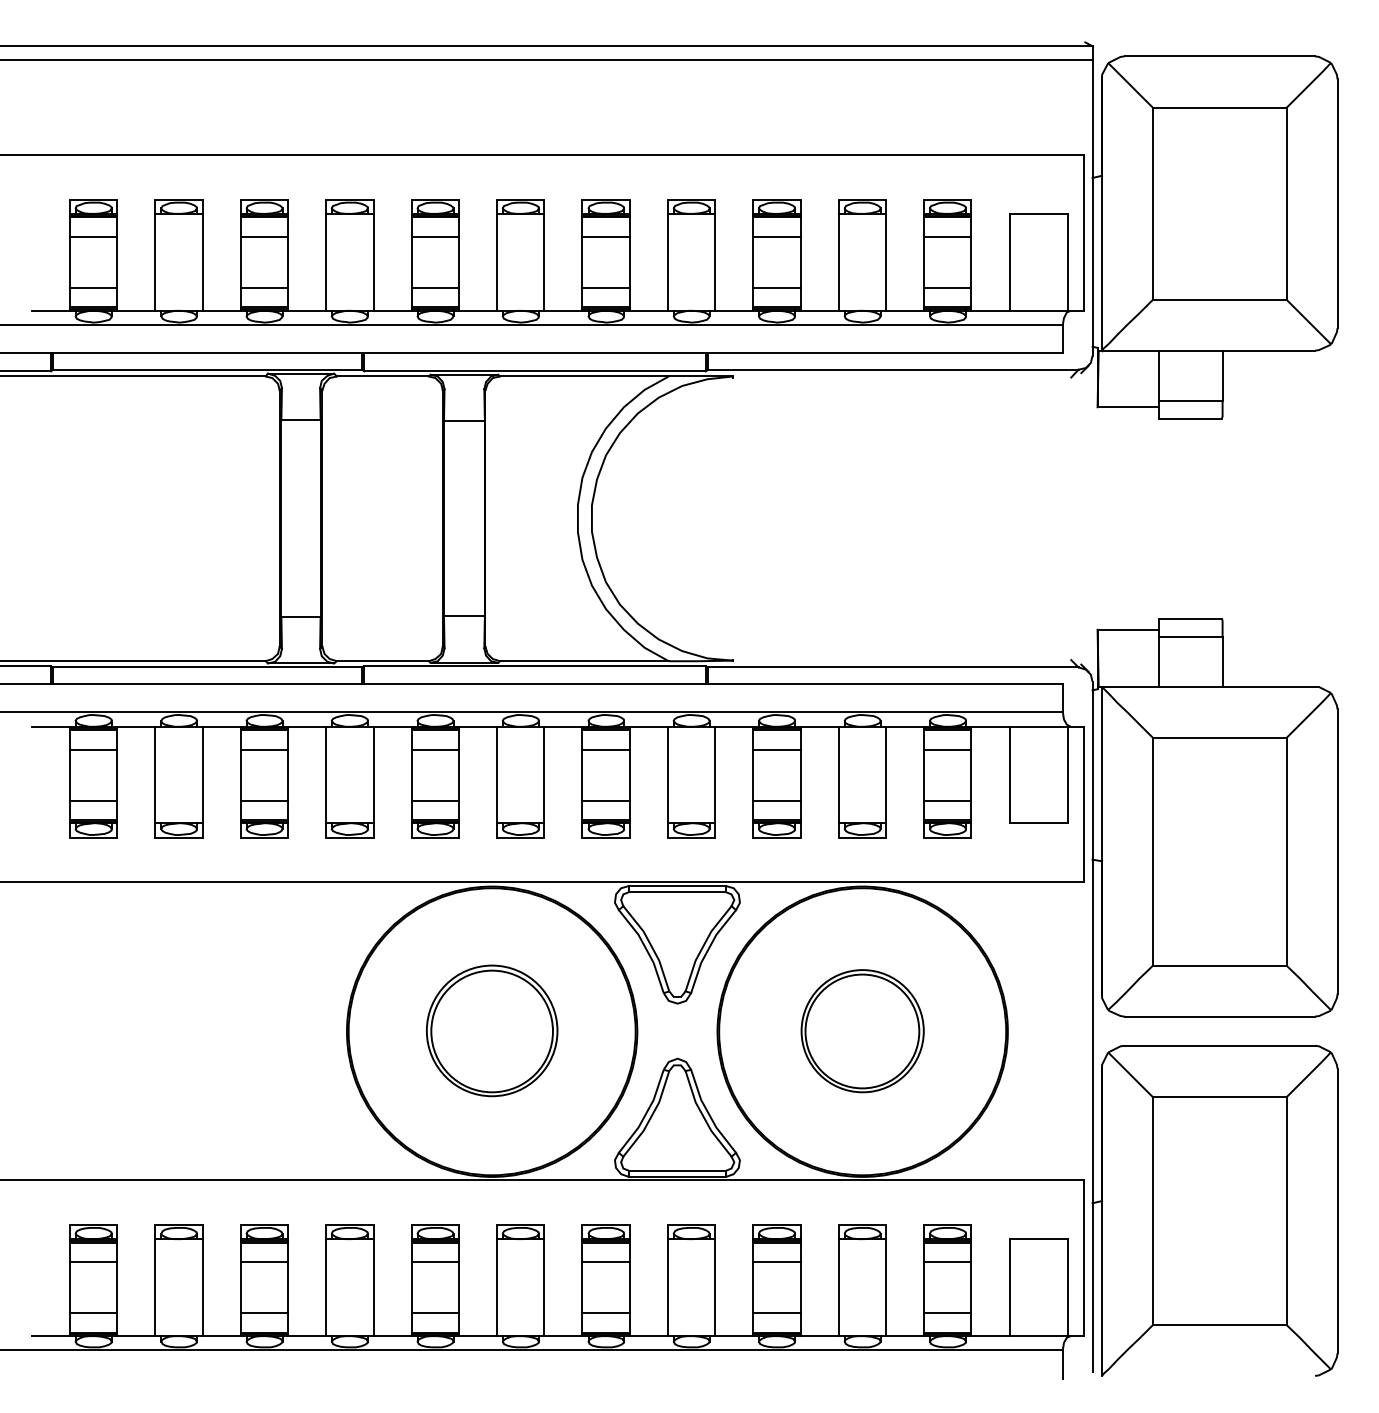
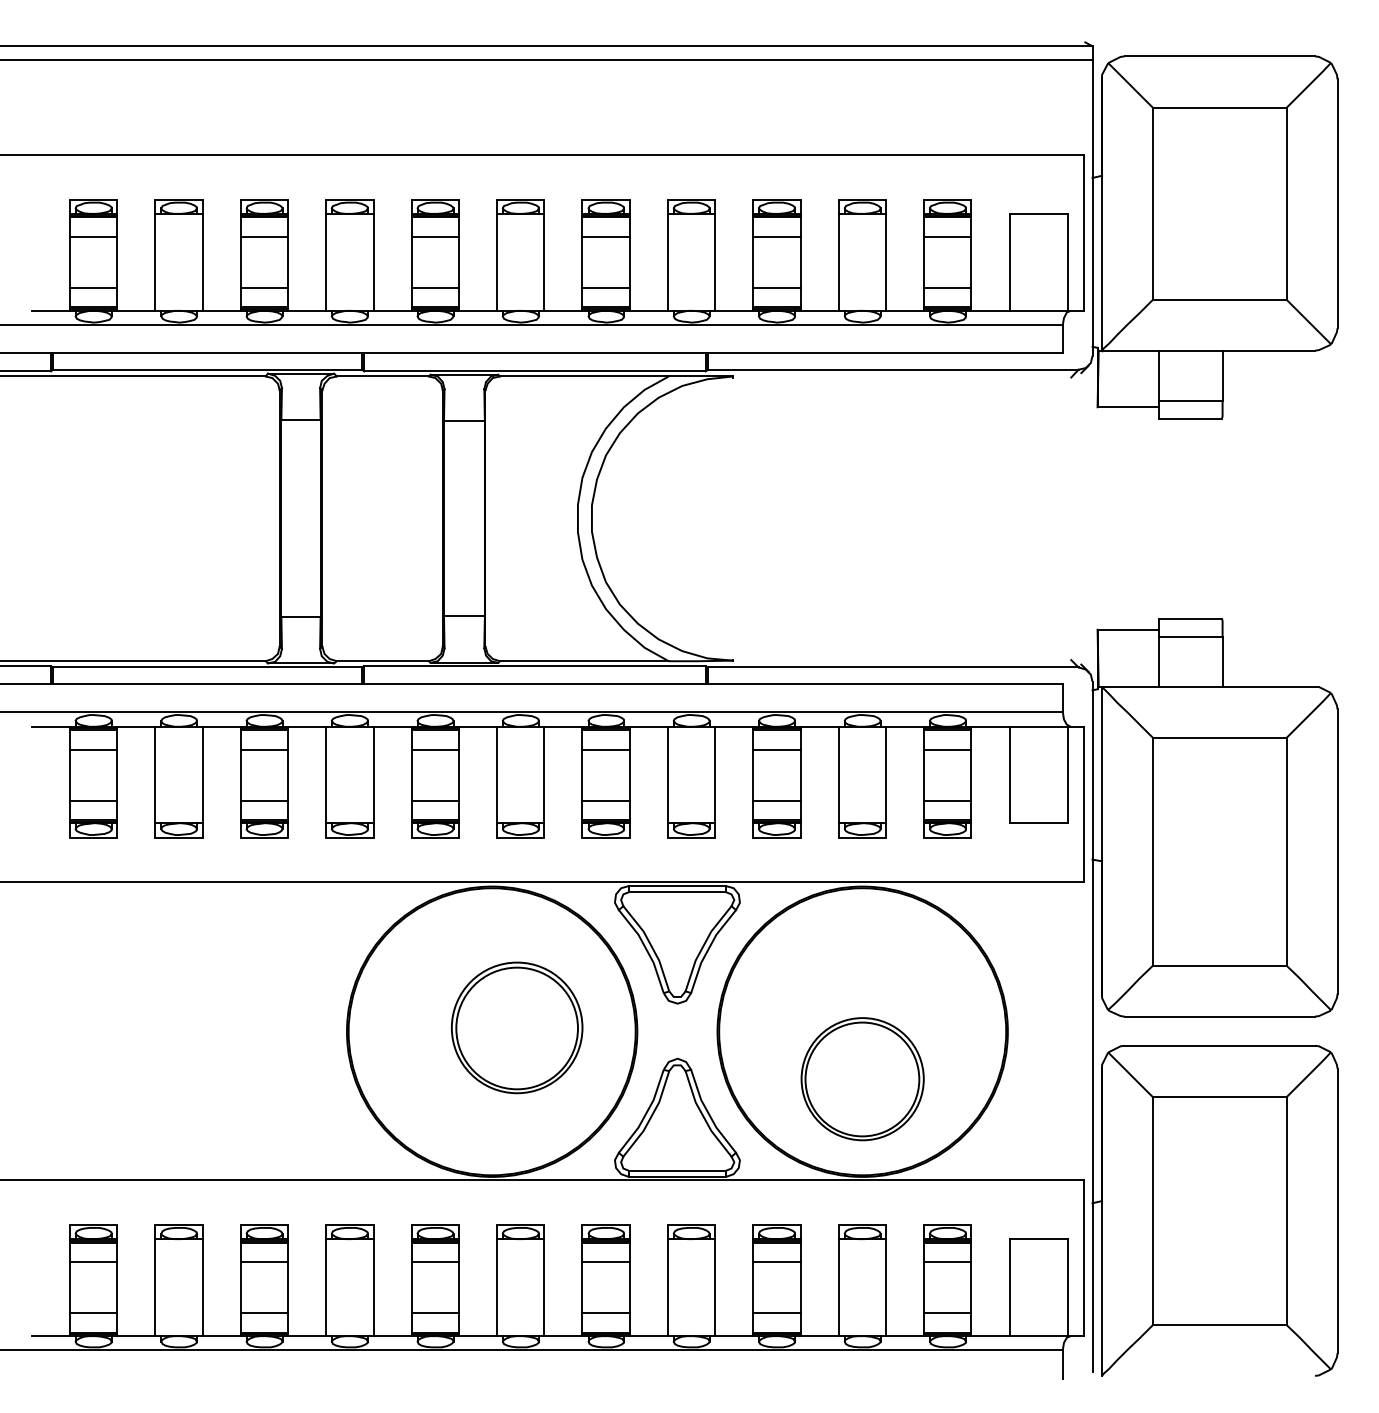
part position: (492, 1030) -> (517, 1027) (517, 1027)
part position: (862, 1031) -> (862, 1079) (862, 1079)
